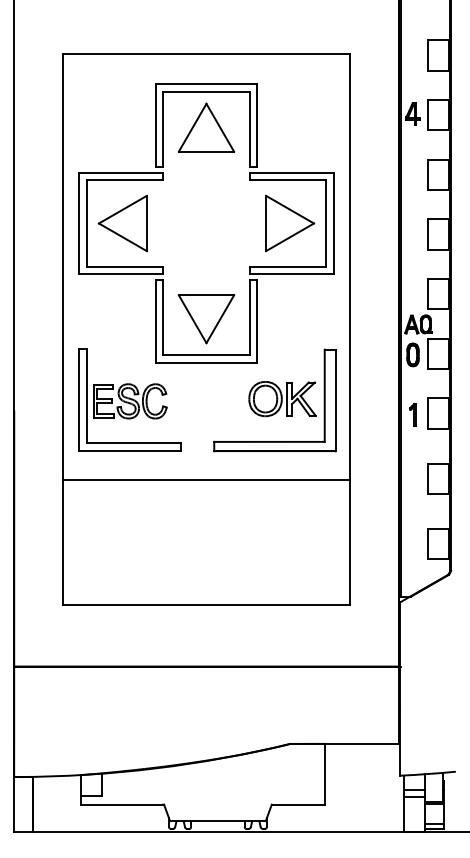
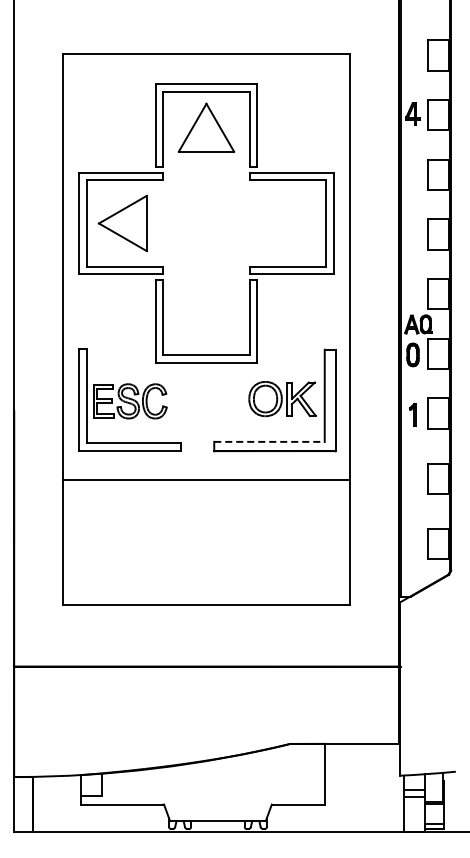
part: present -> none (290, 223)
part: present -> none (206, 319)
line: solid -> dashed (269, 441)
